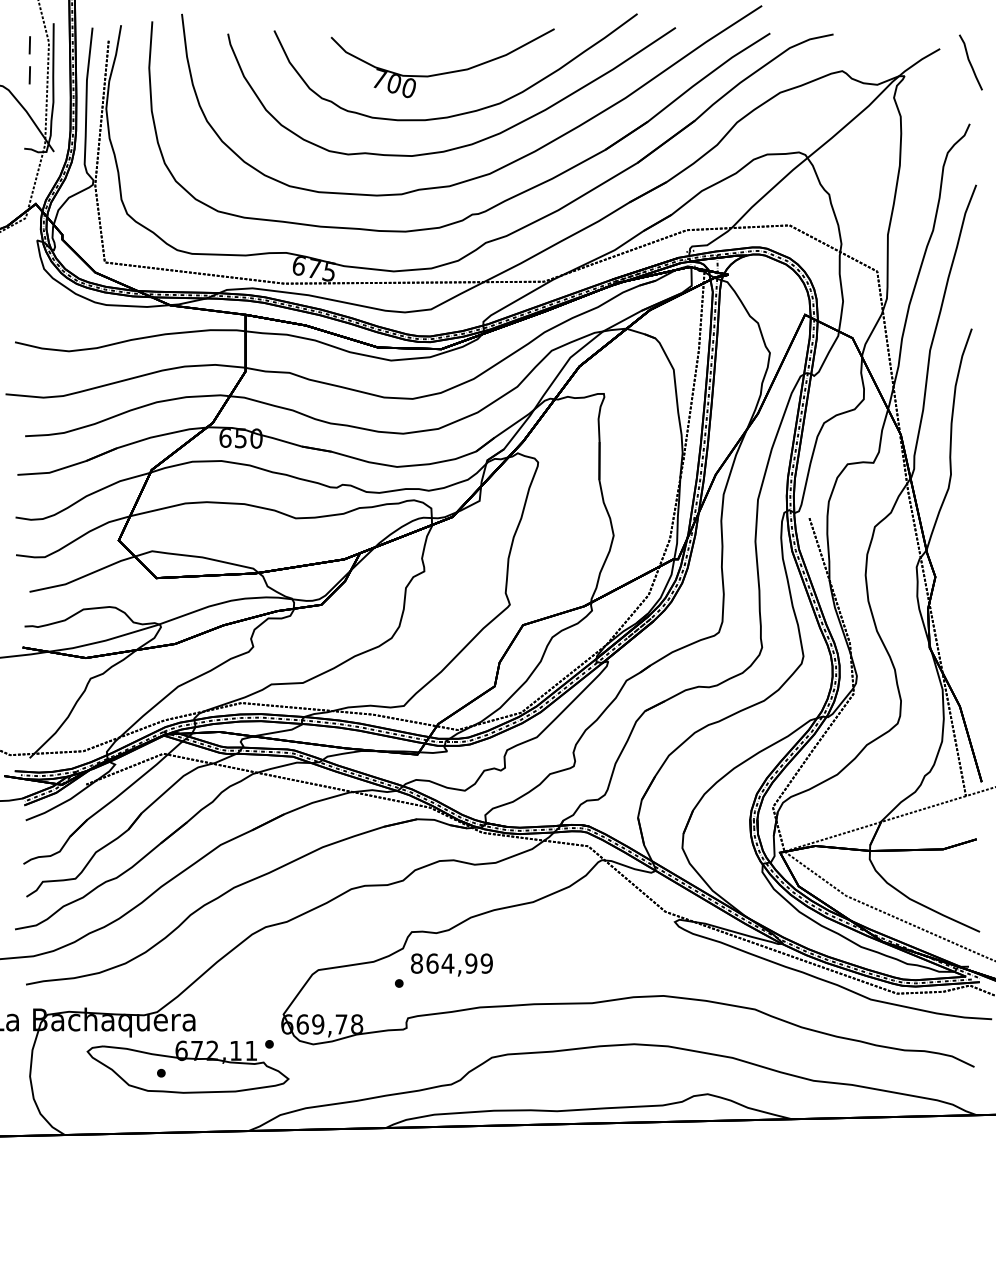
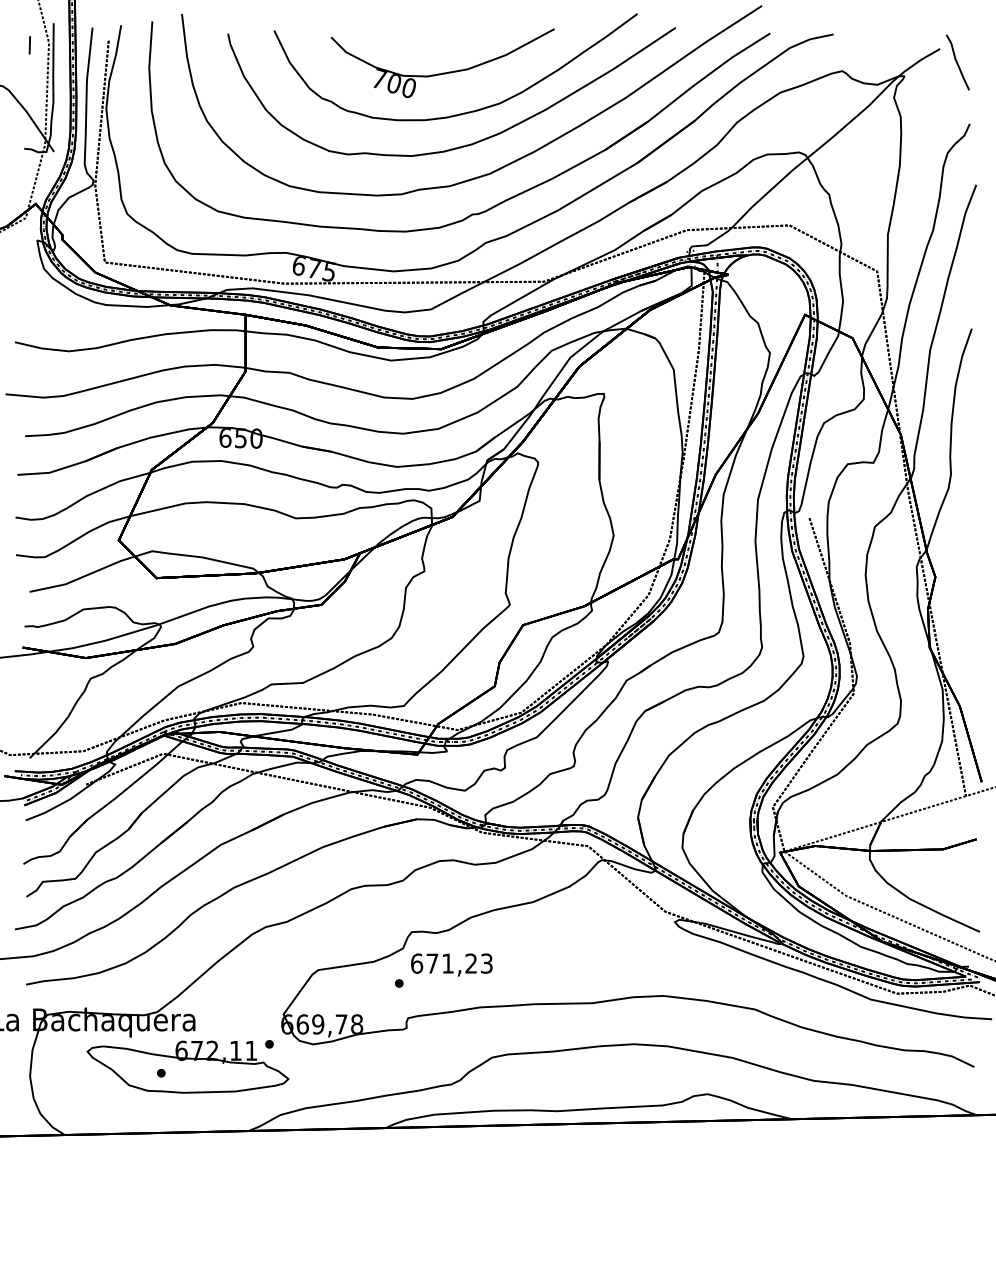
curve position: (970, 62) -> (957, 62) (957, 62)
line: present -> none (29, 75)
text: 864,99 -> 671,23 (451, 963)
